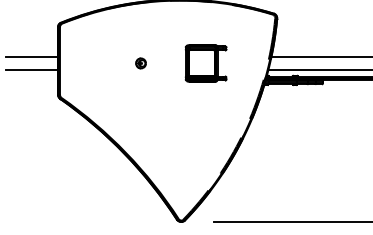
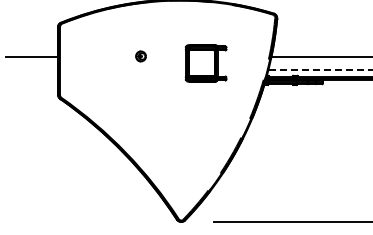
part position: (140, 63) -> (140, 56) (140, 56)
line: present -> none (31, 69)
line: solid -> dashed (320, 69)
